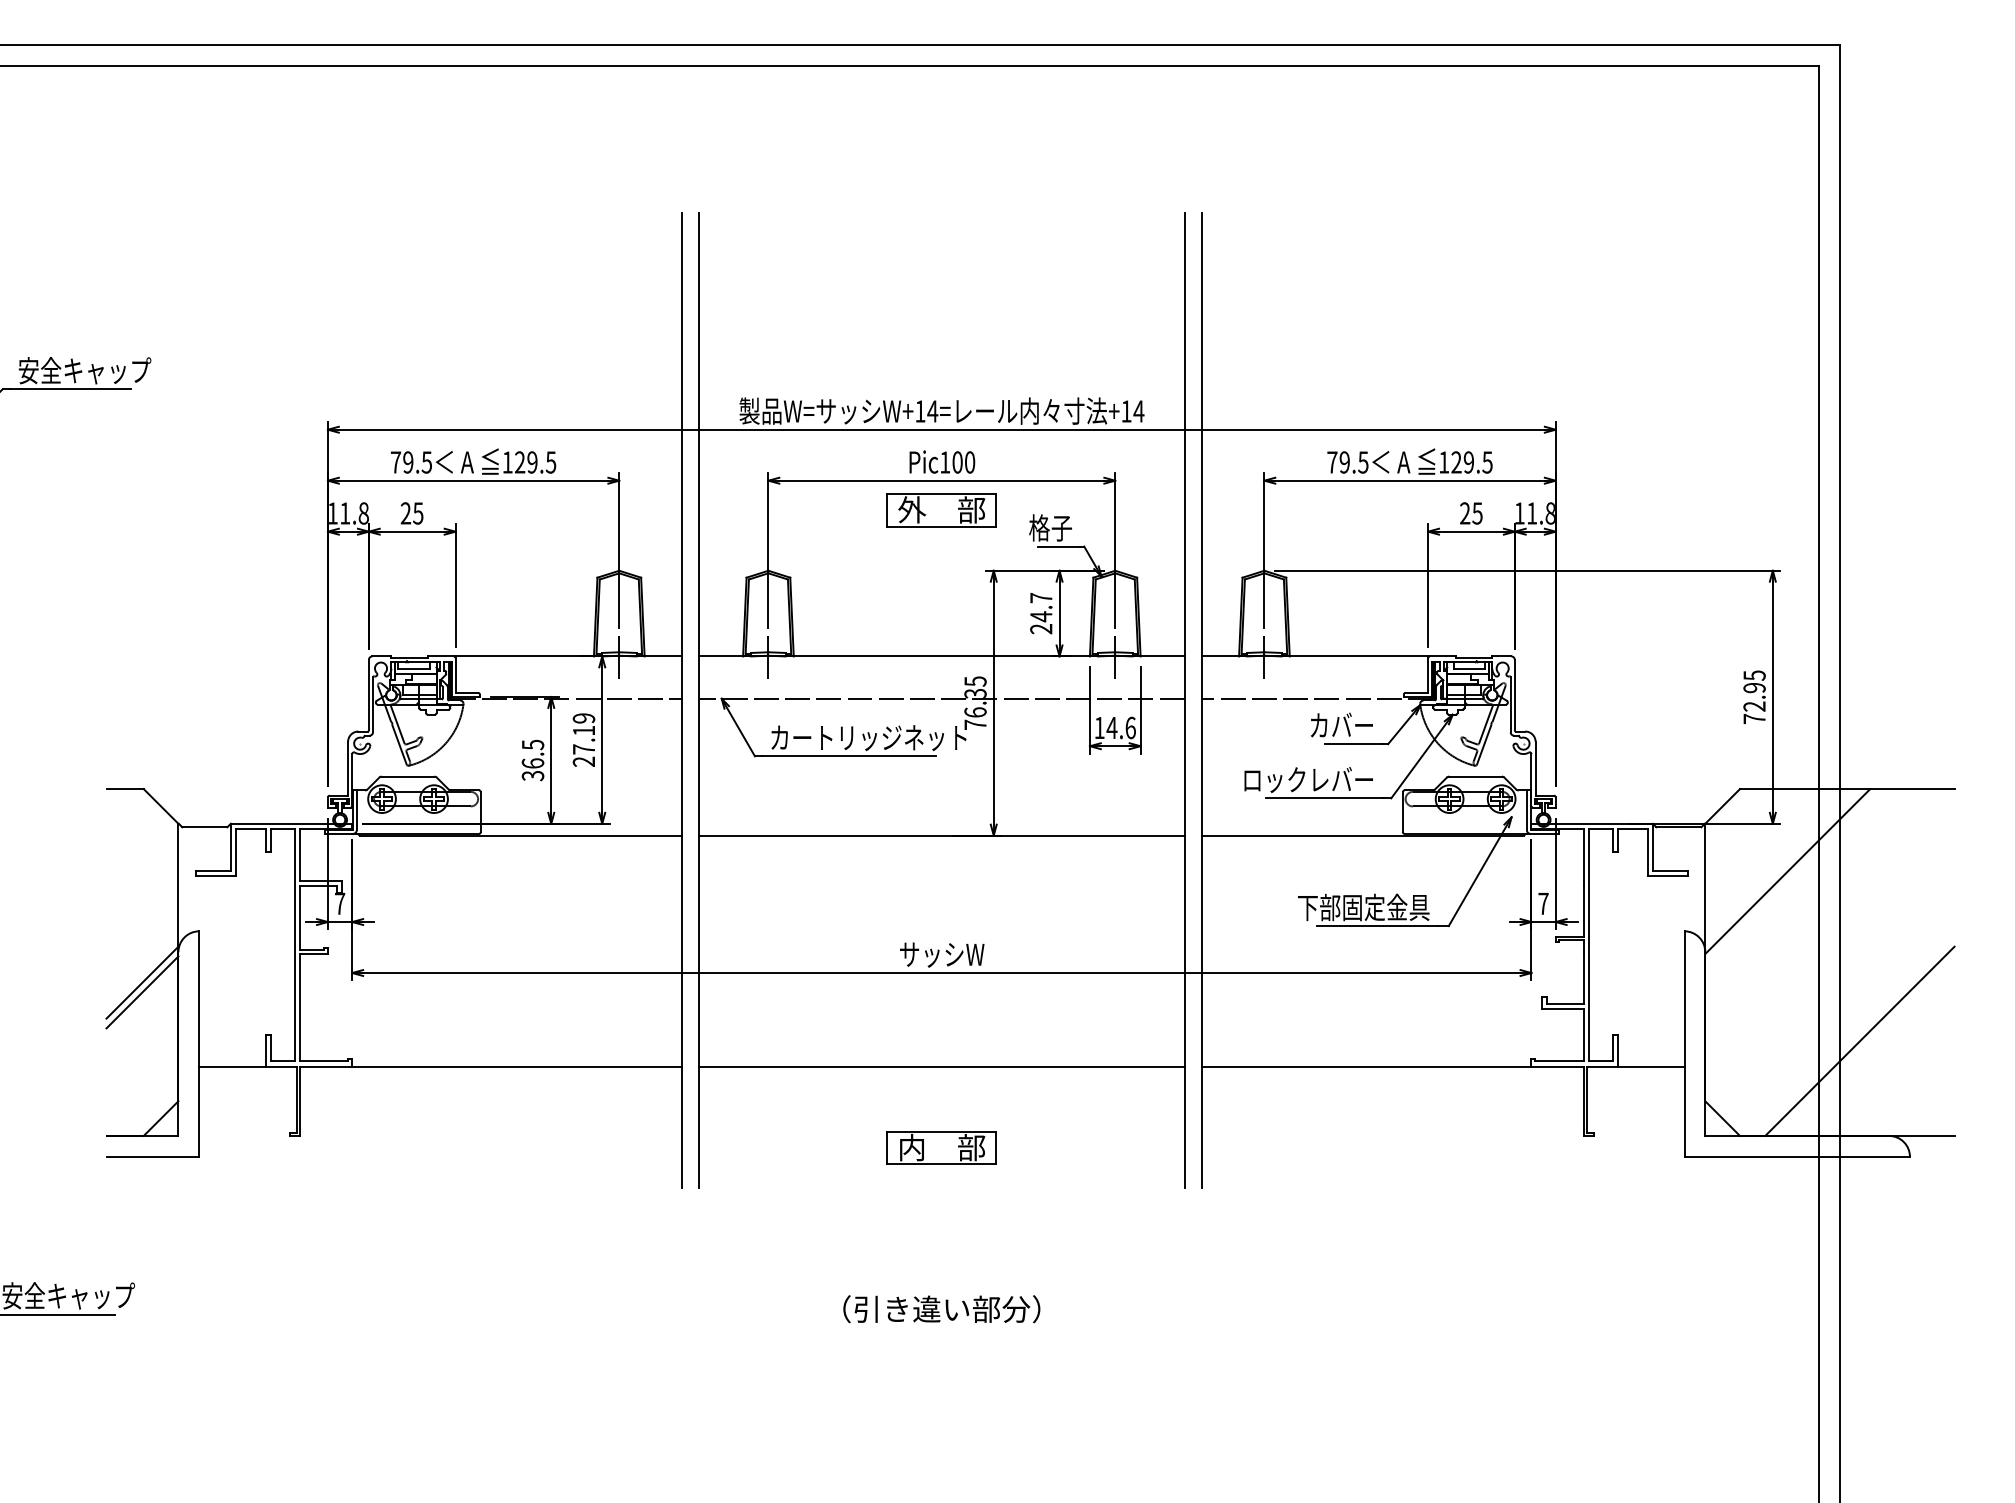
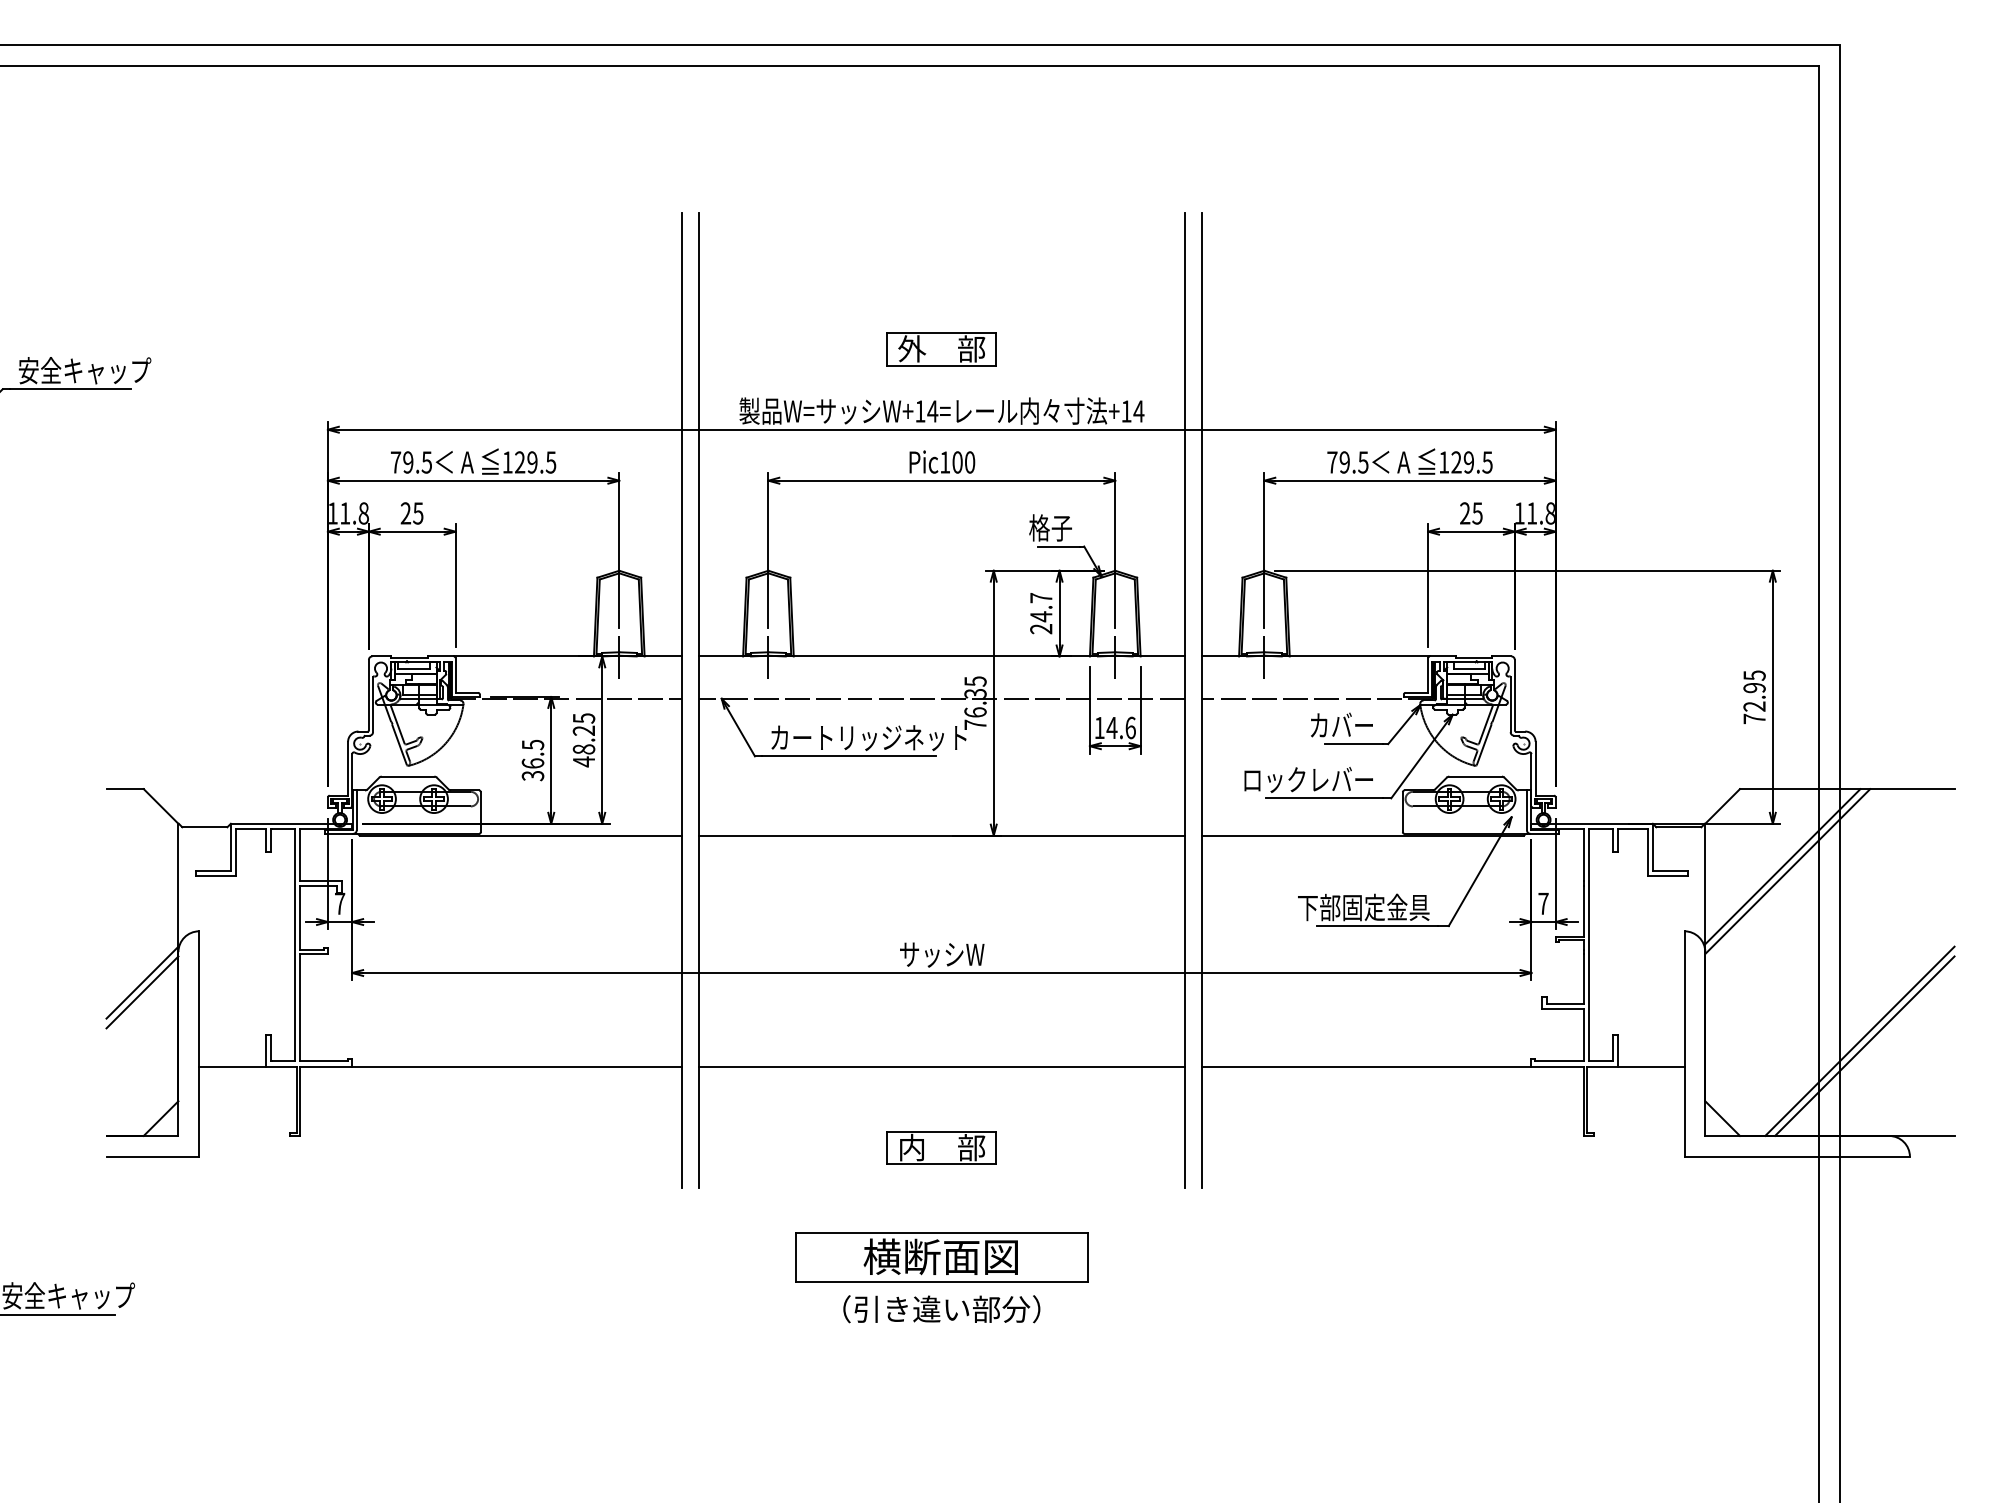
part position: (941, 510) -> (941, 349) (941, 349)
text: 27.19 -> 48.25 (583, 740)
line: none -> present (1782, 866)
line: none -> present (1864, 1045)
part: none -> present (941, 1257)
